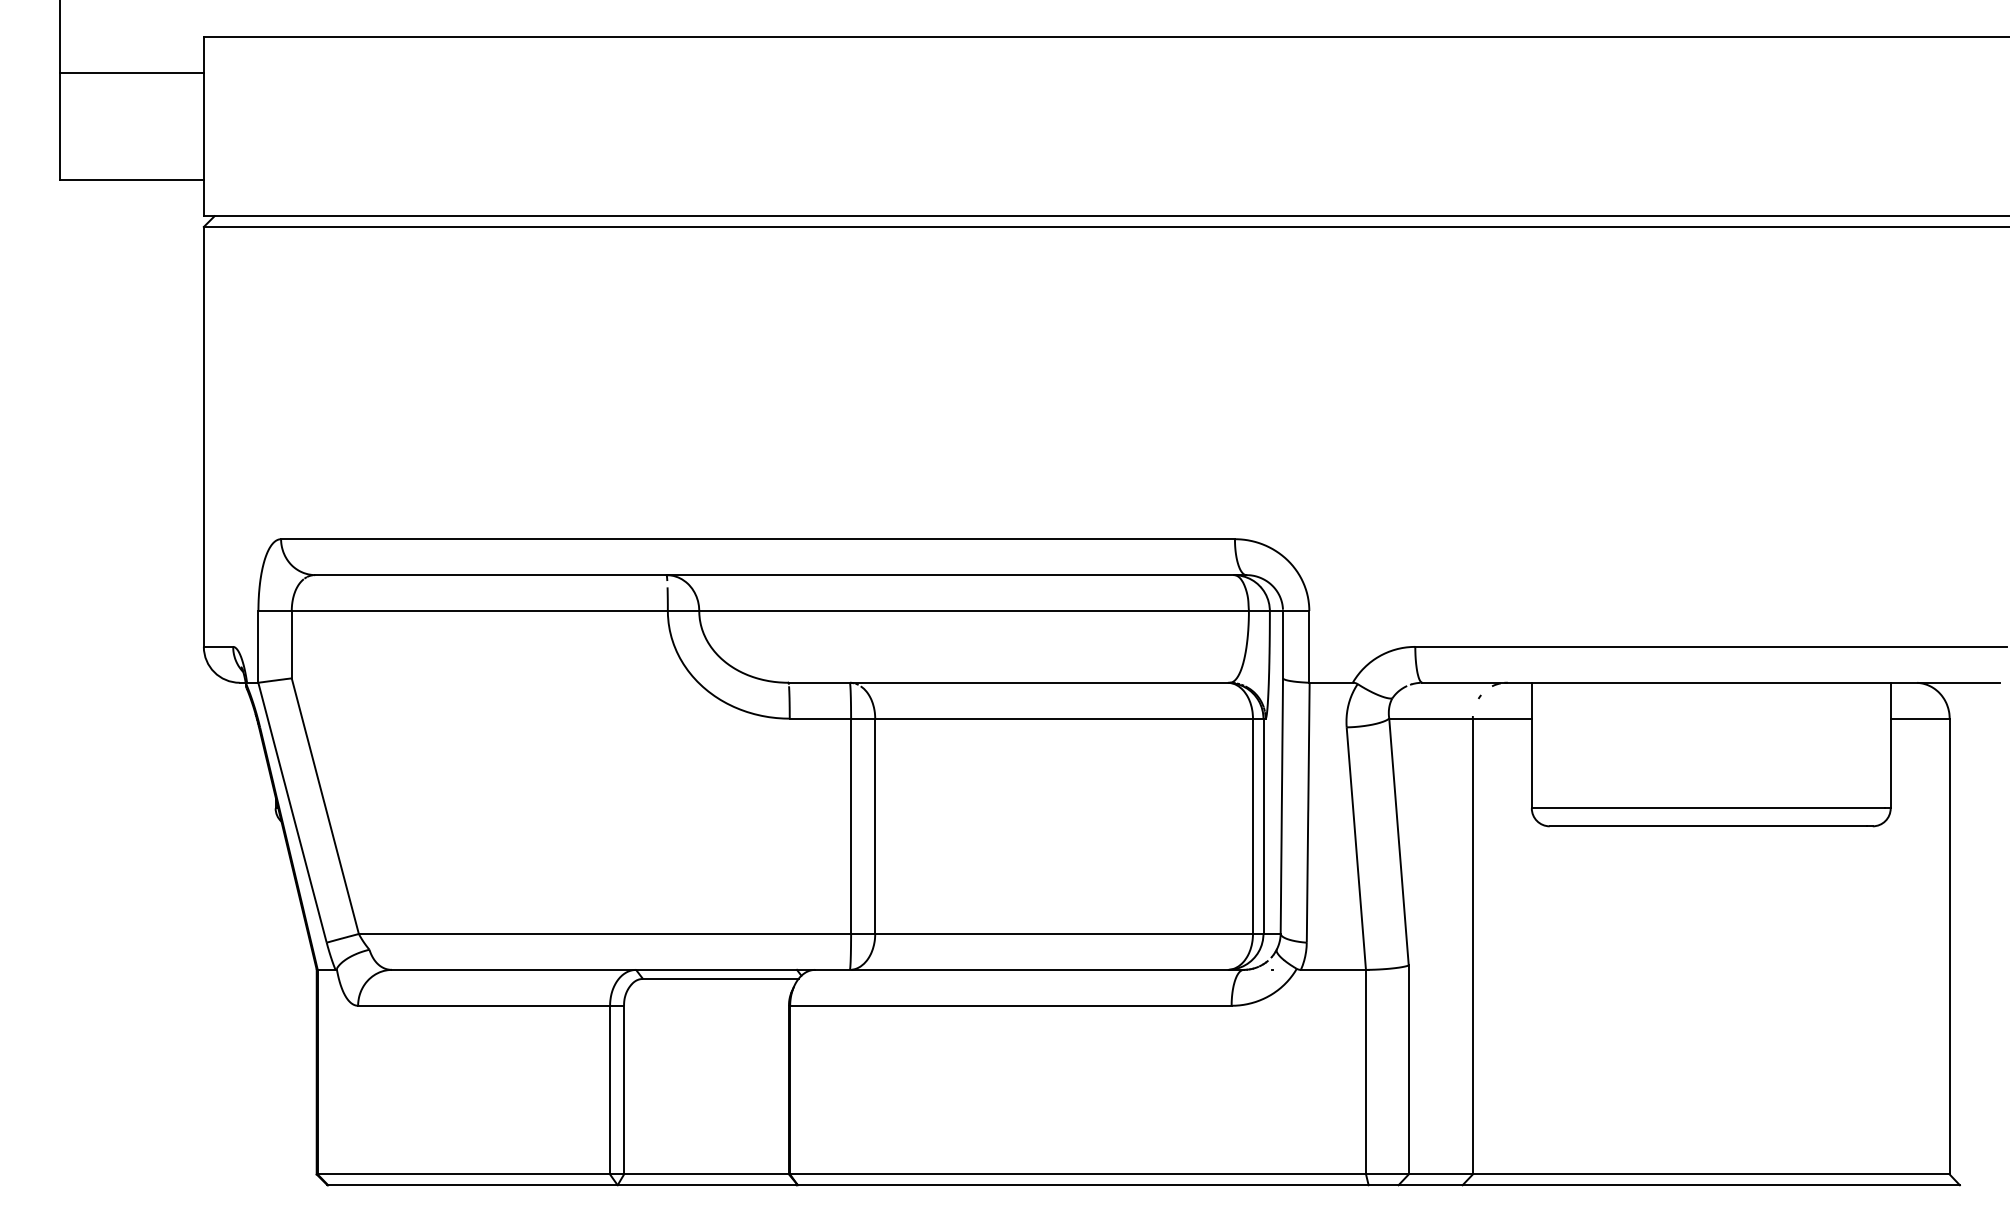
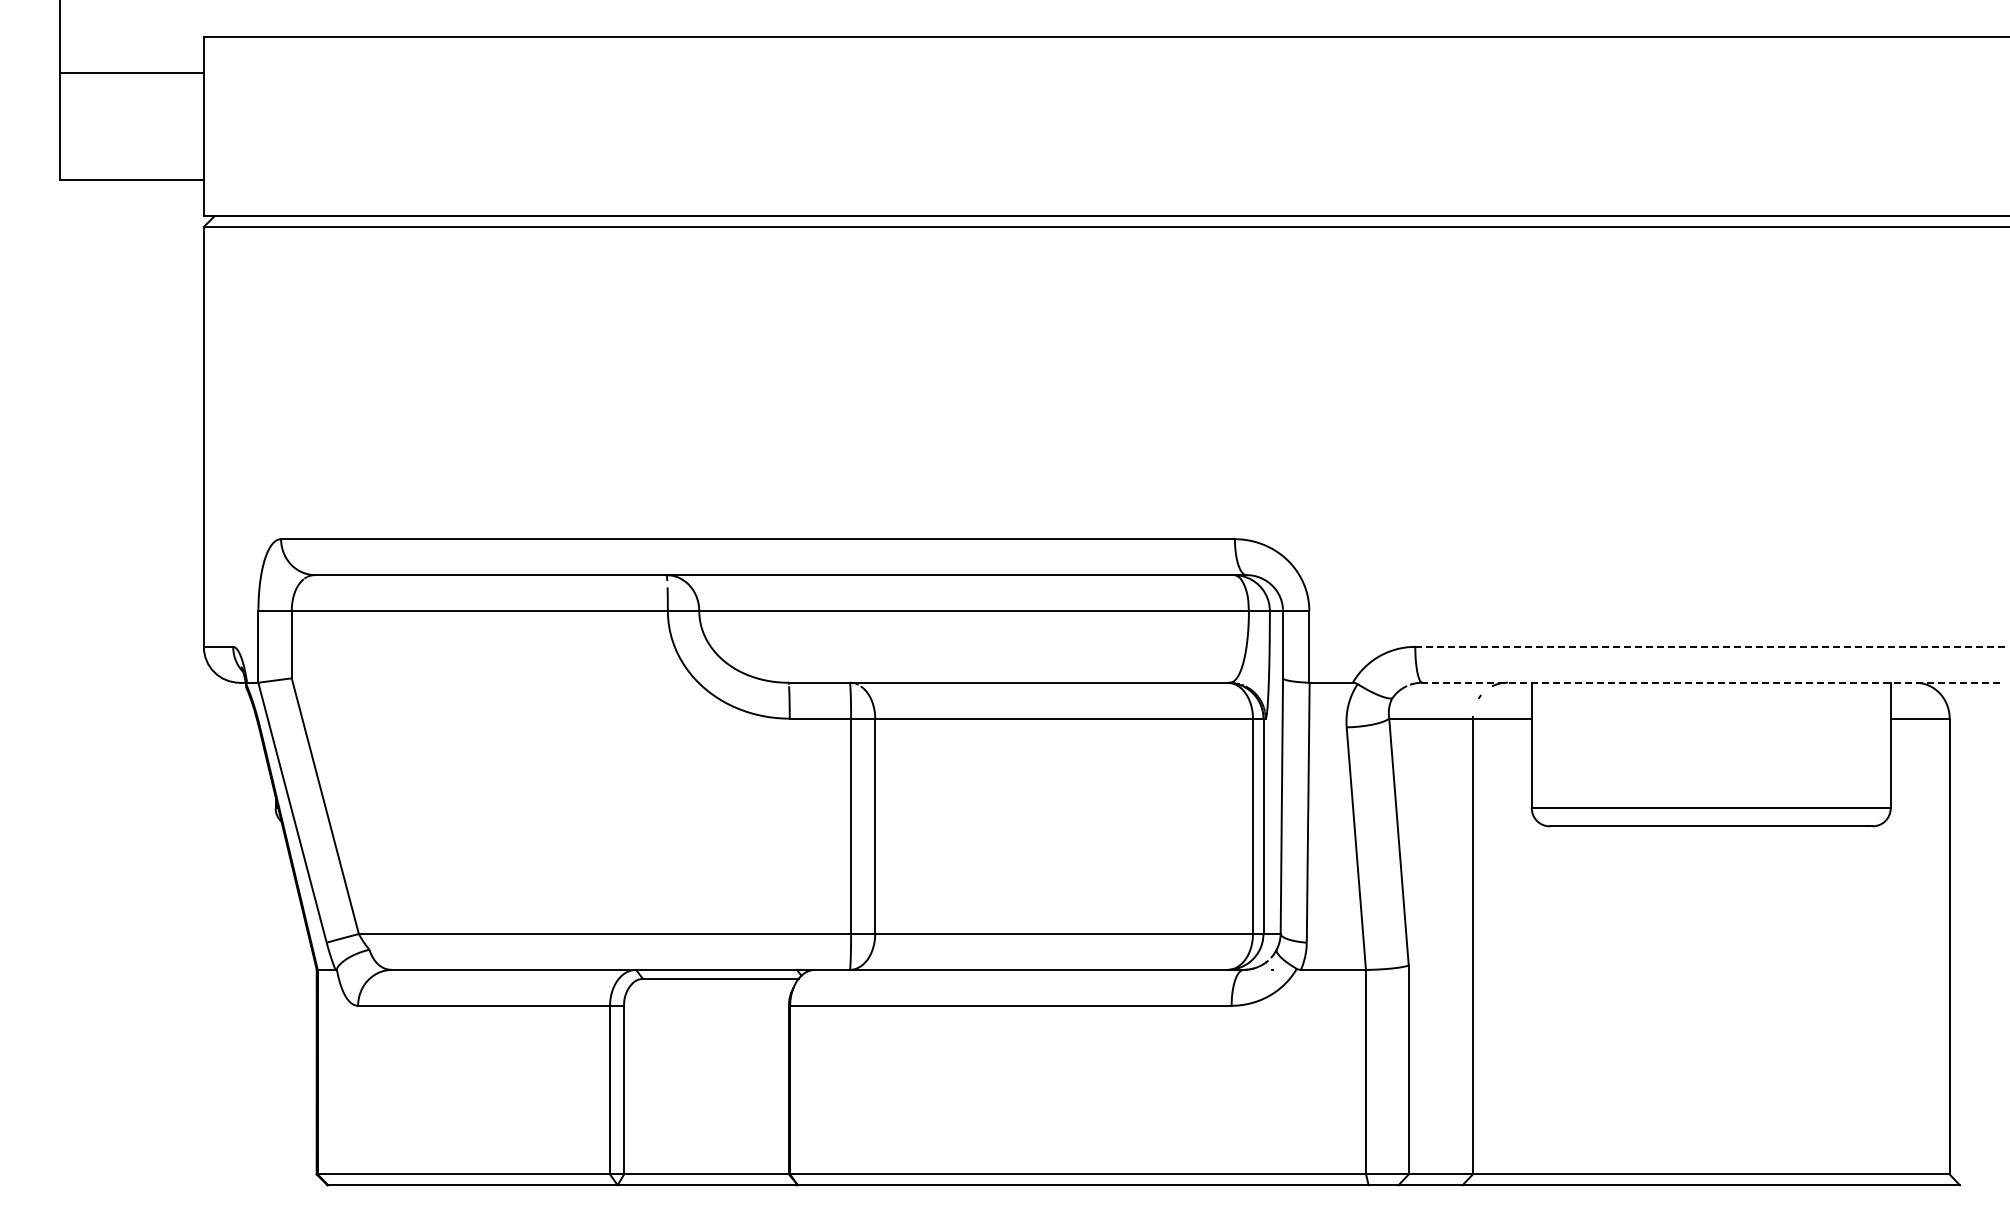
line: solid -> dashed (1711, 646)
line: solid -> dashed (1711, 682)
